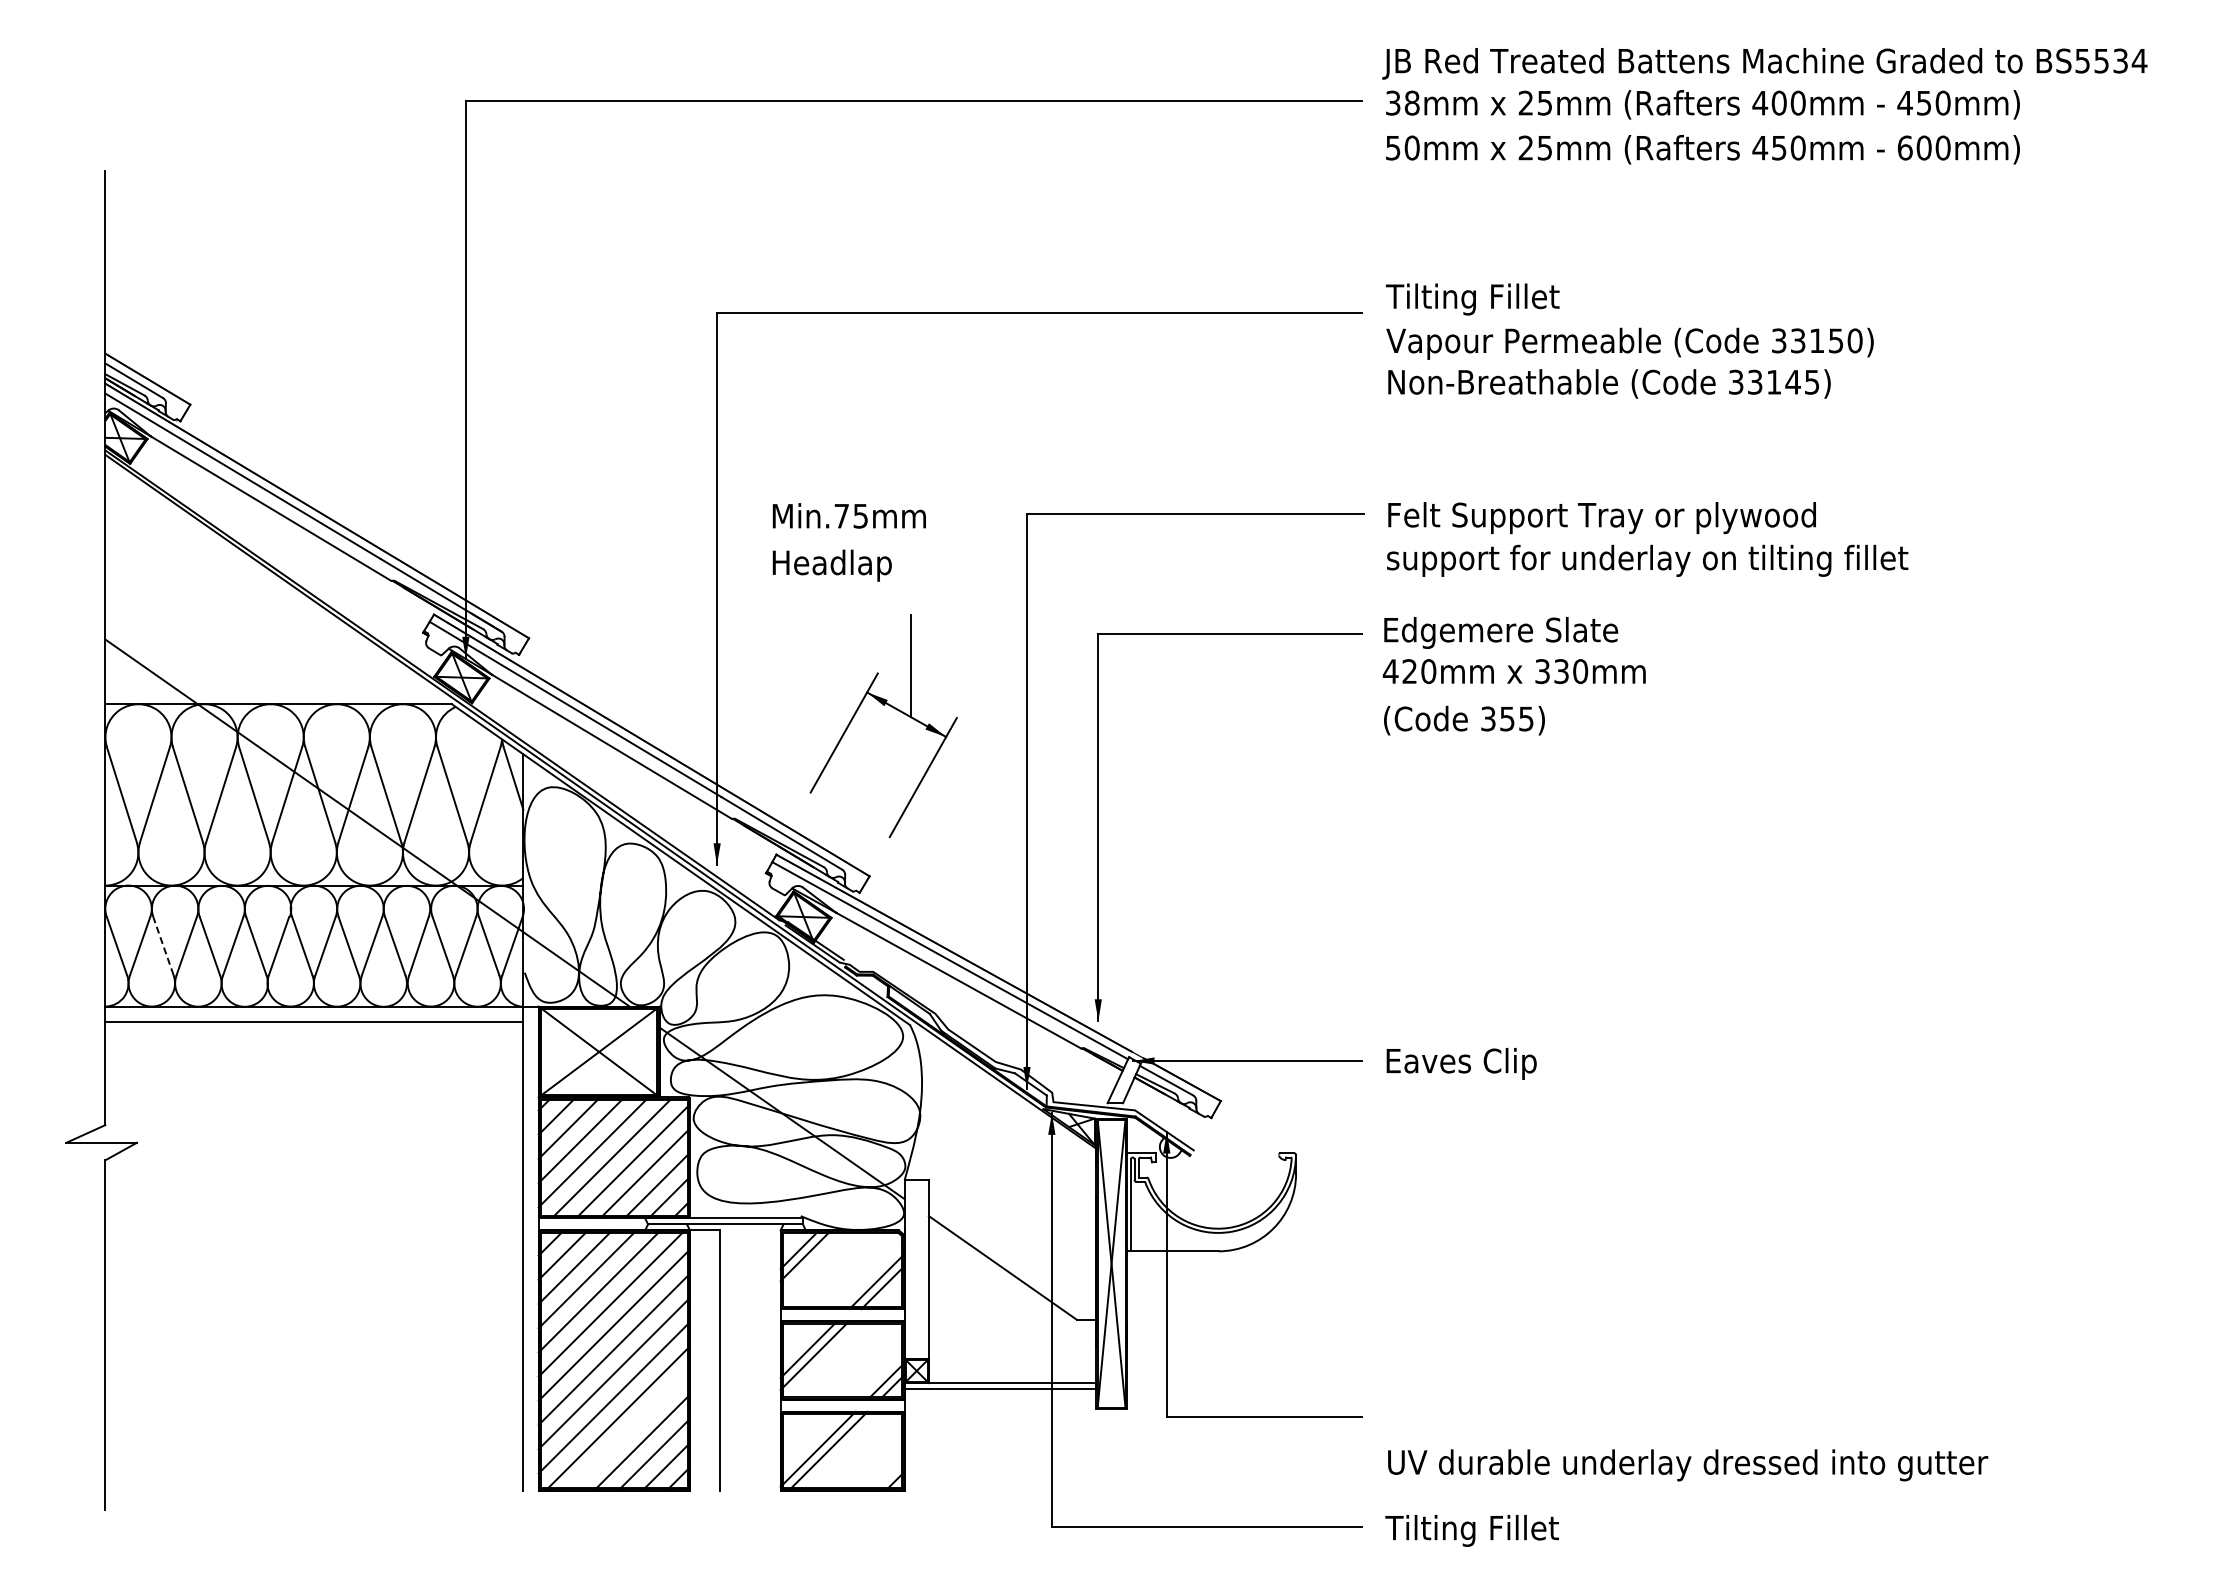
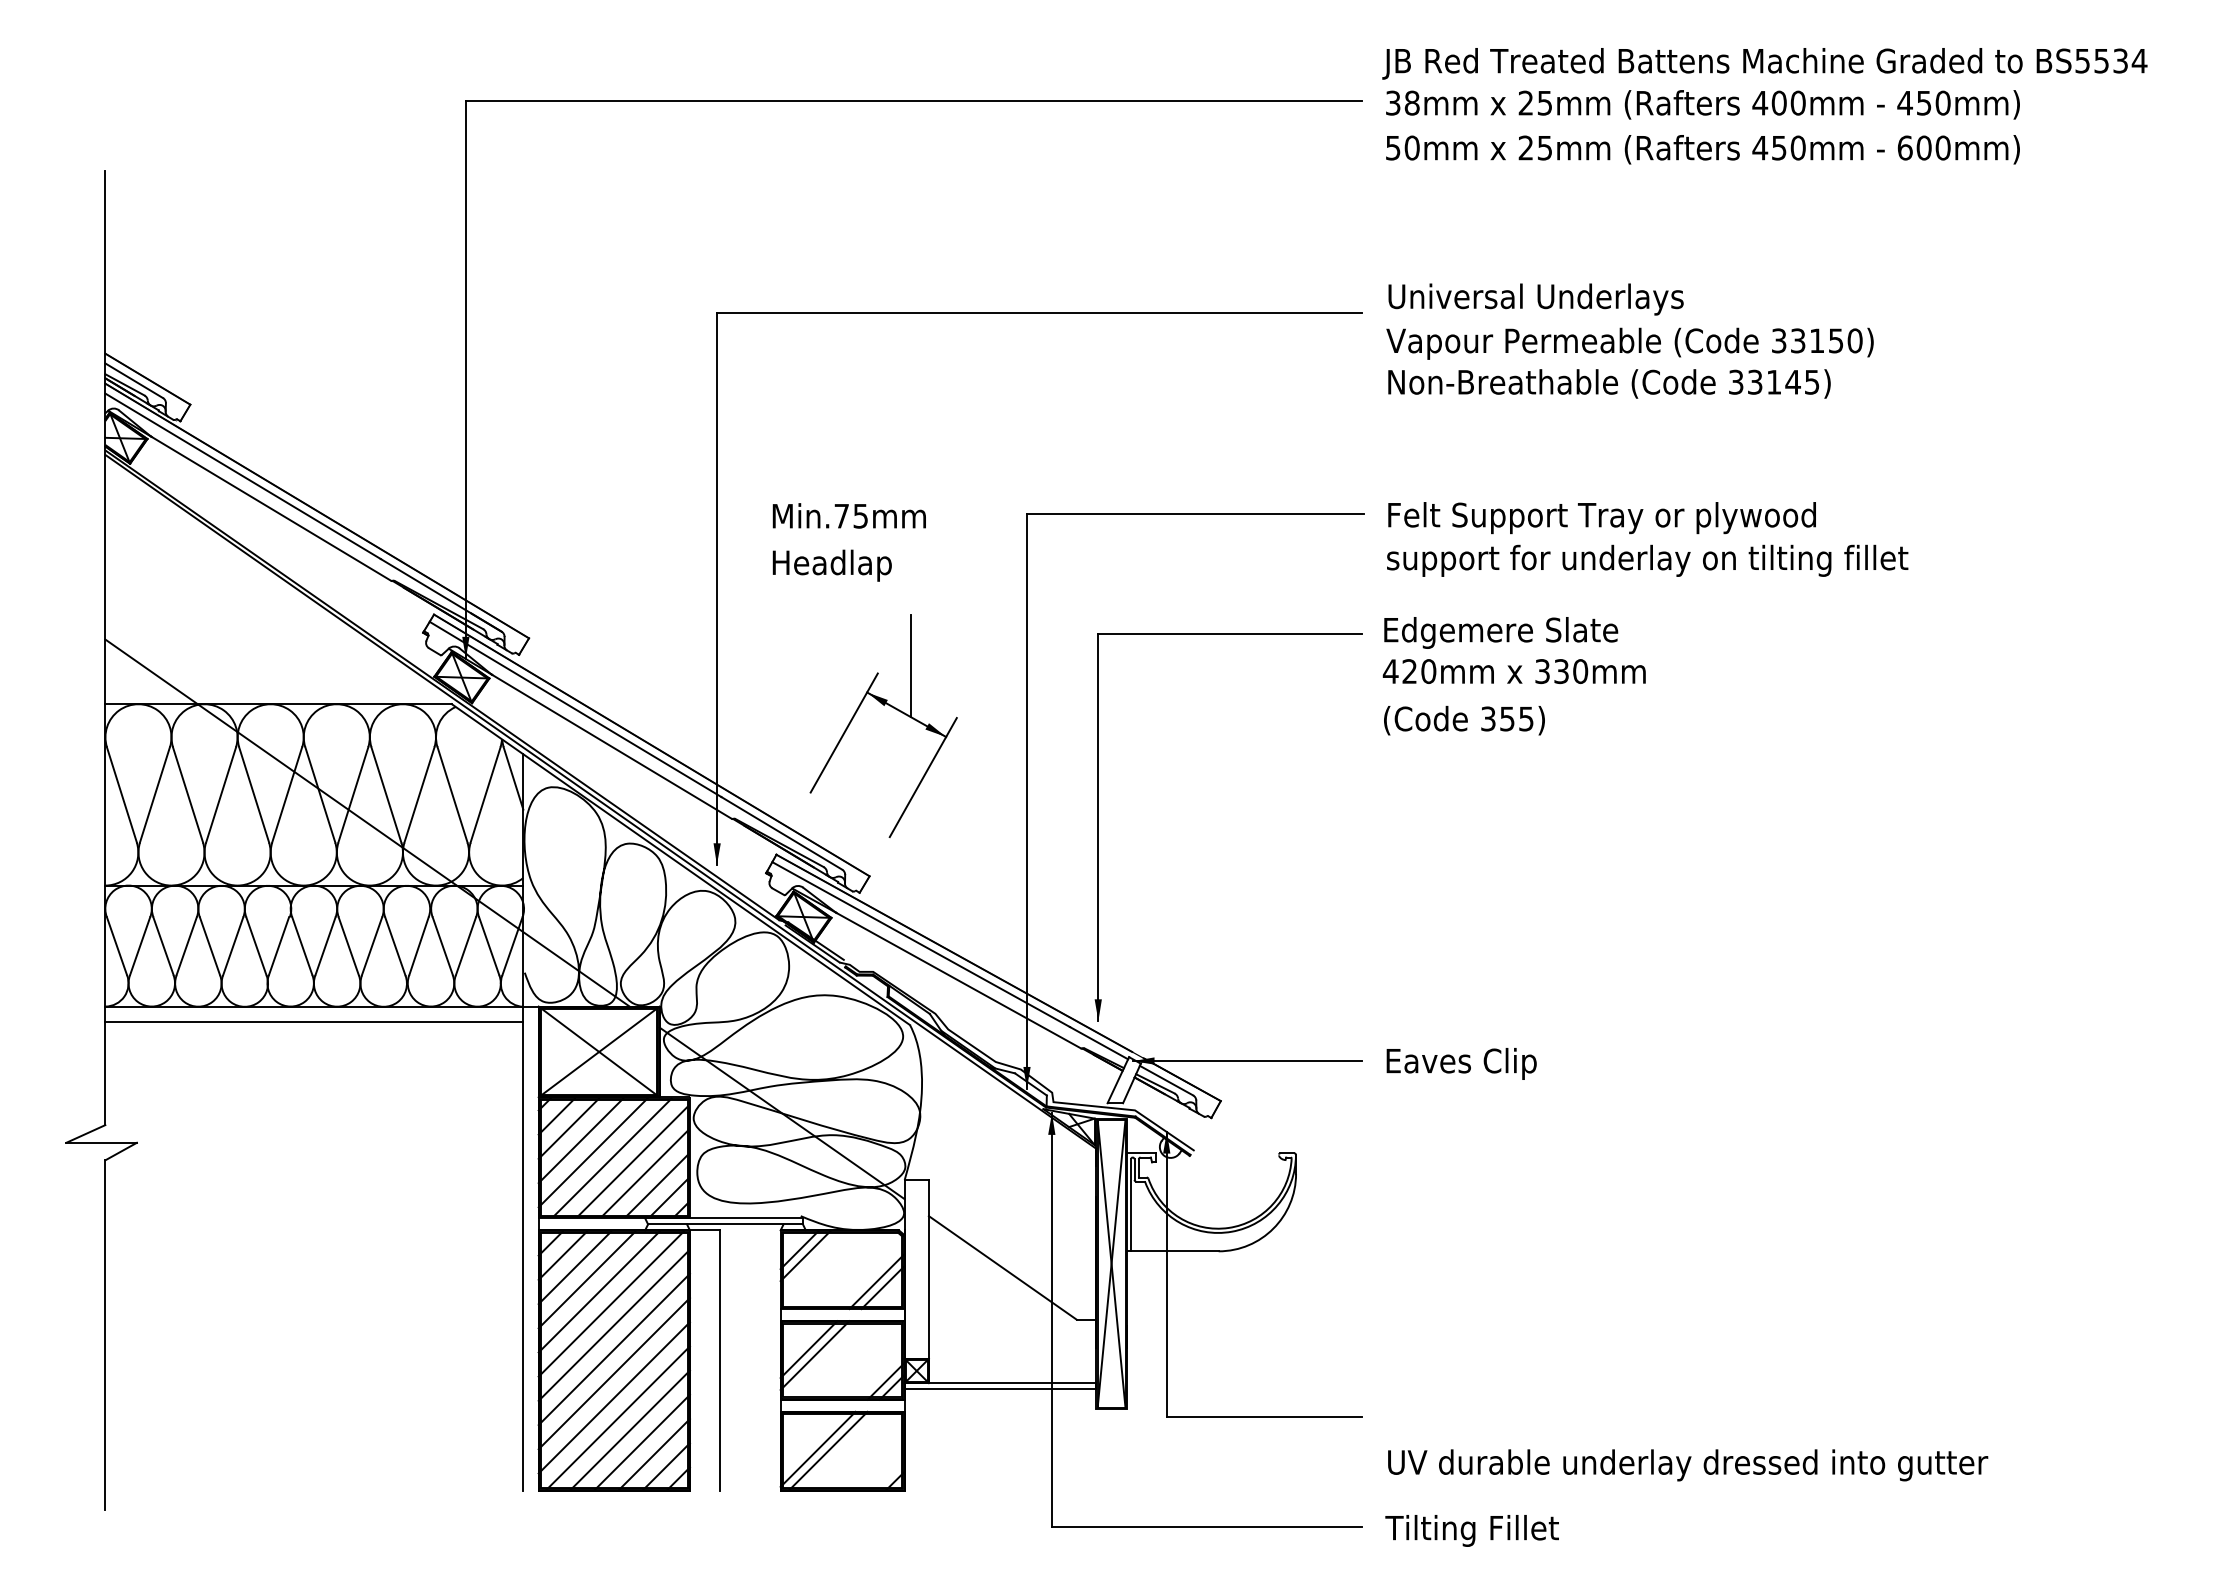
text: Tilting Fillet -> Universal Underlays (1534, 299)
line: dashed -> solid (163, 946)
line: none -> present (629, 1430)
